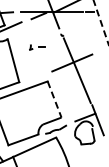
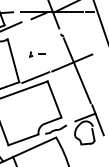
line: dashed -> solid (101, 22)
part position: (37, 47) -> (37, 54) (37, 54)
line: none -> present (35, 77)
line: dashed -> solid (54, 99)
